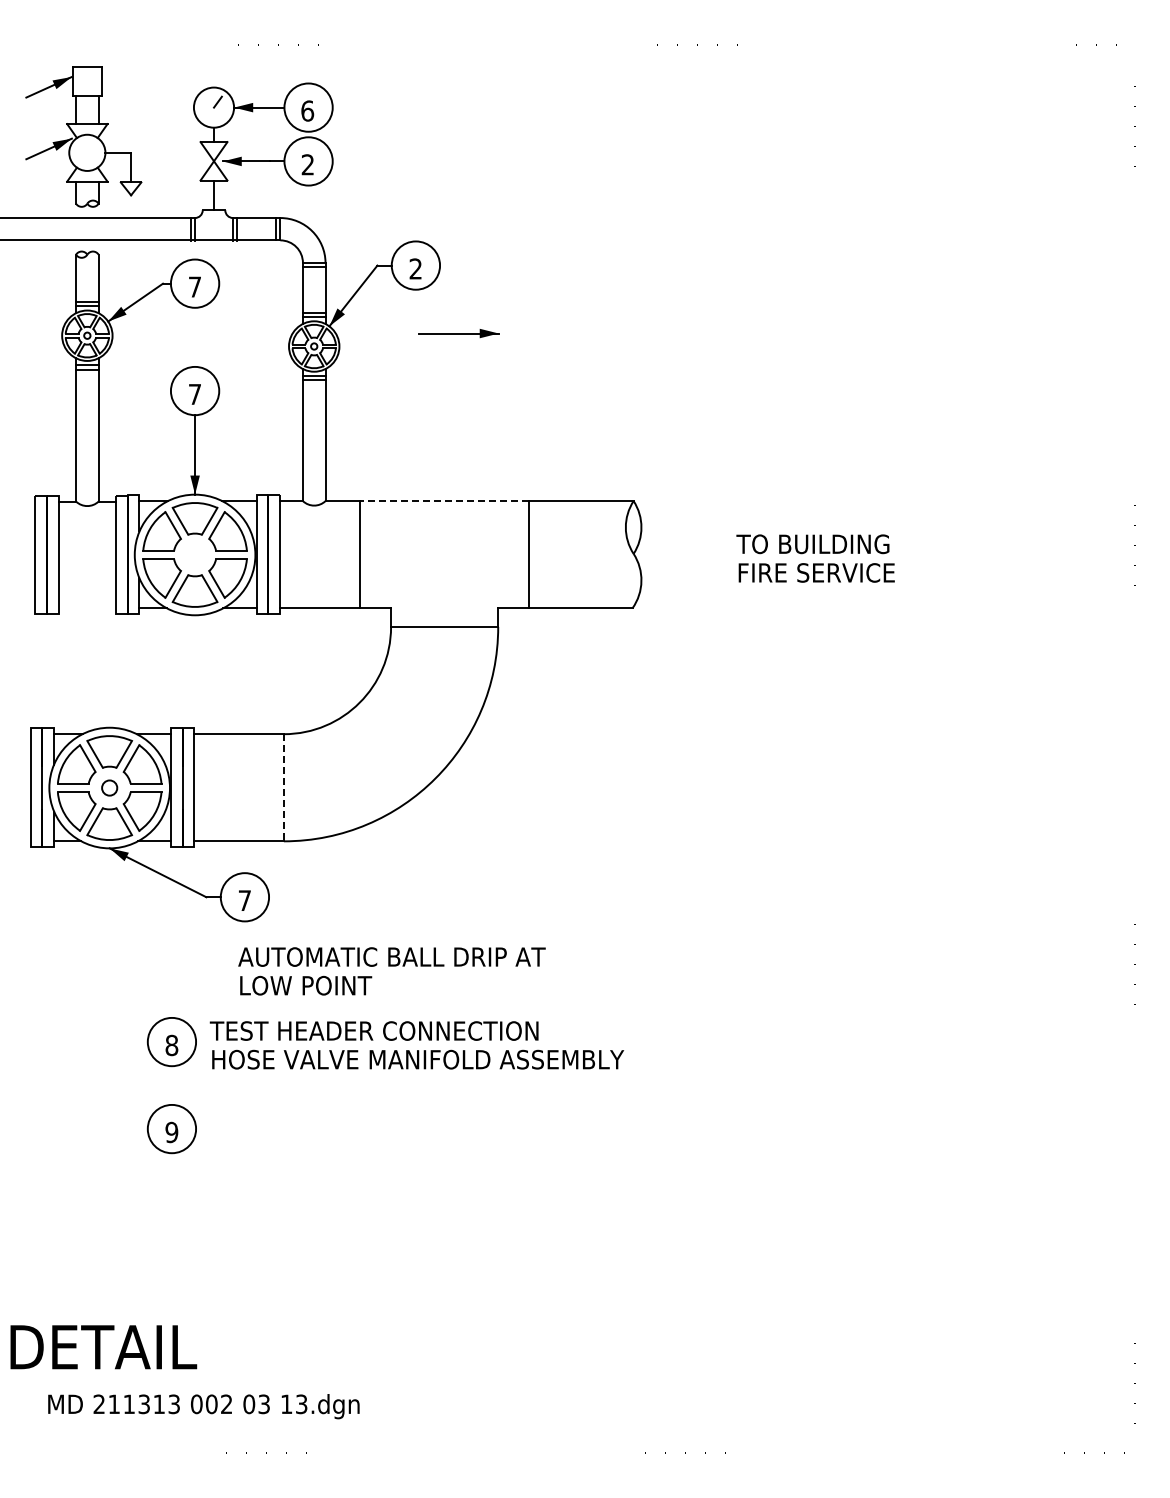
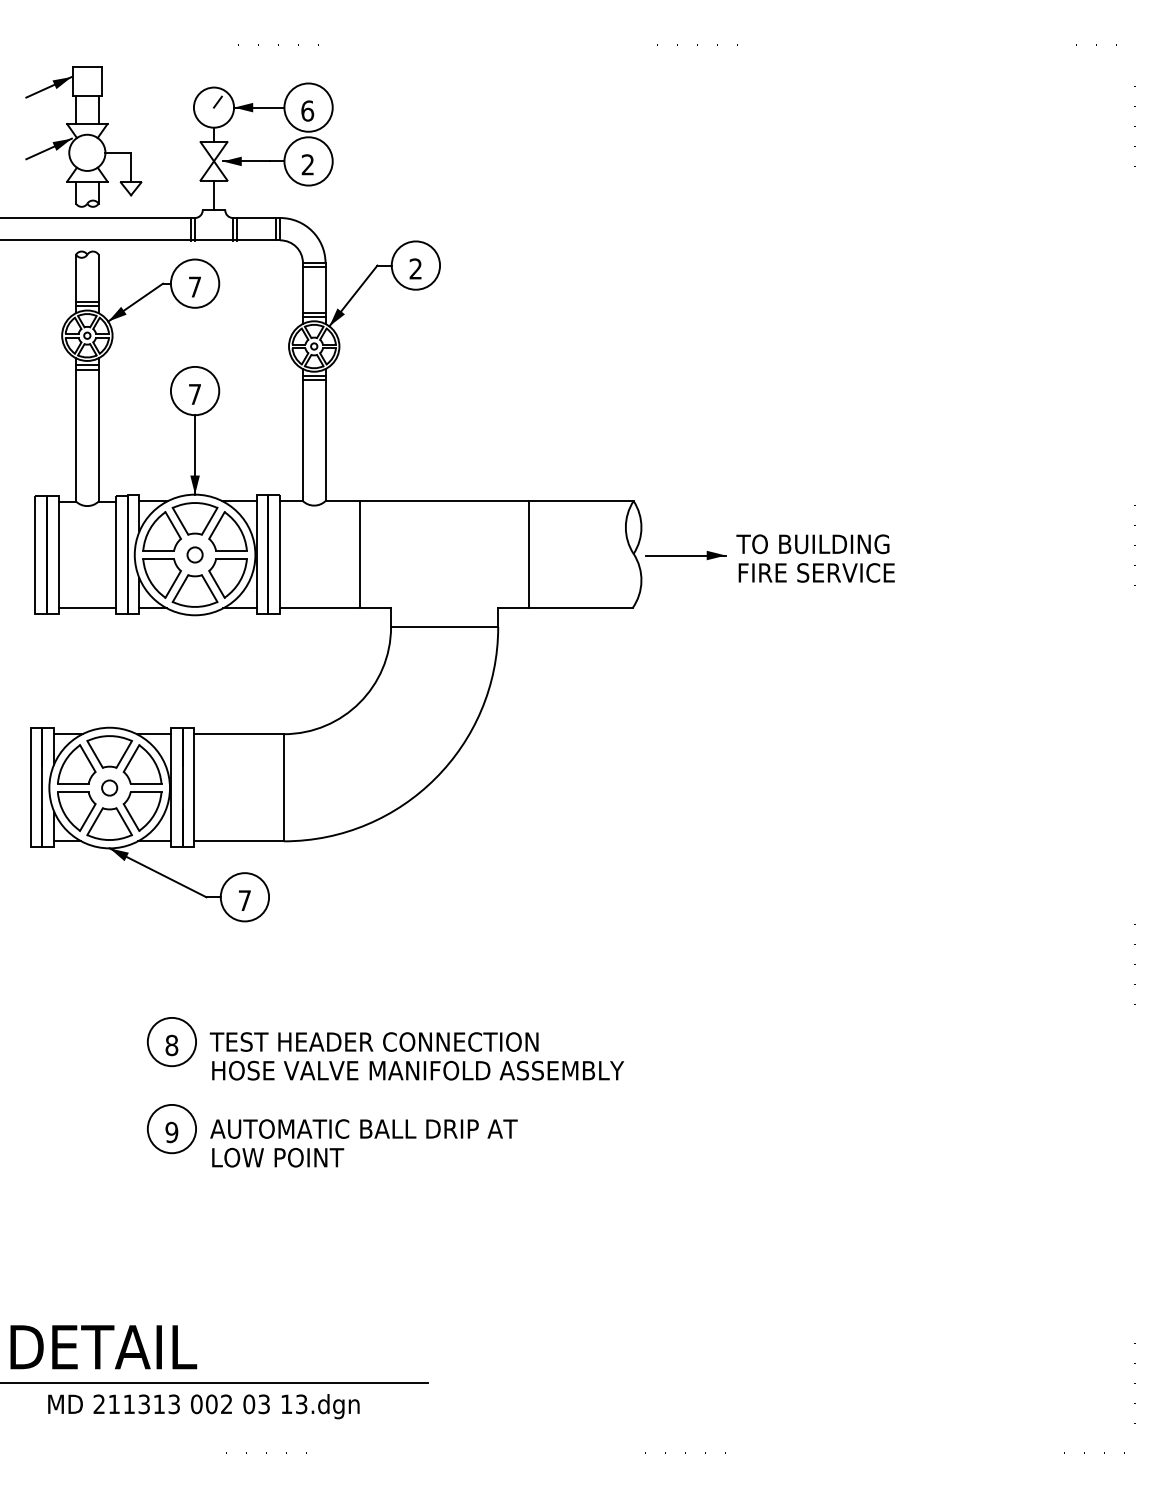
part position: (458, 333) -> (685, 555) (685, 555)
line: dashed -> solid (444, 501)
circle: none -> present (194, 554)
line: none -> present (86, 607)
line: dashed -> solid (283, 787)
text position: (391, 971) -> (363, 1143) (363, 1143)
text position: (416, 1045) -> (416, 1056) (416, 1056)
line: none -> present (214, 1382)
